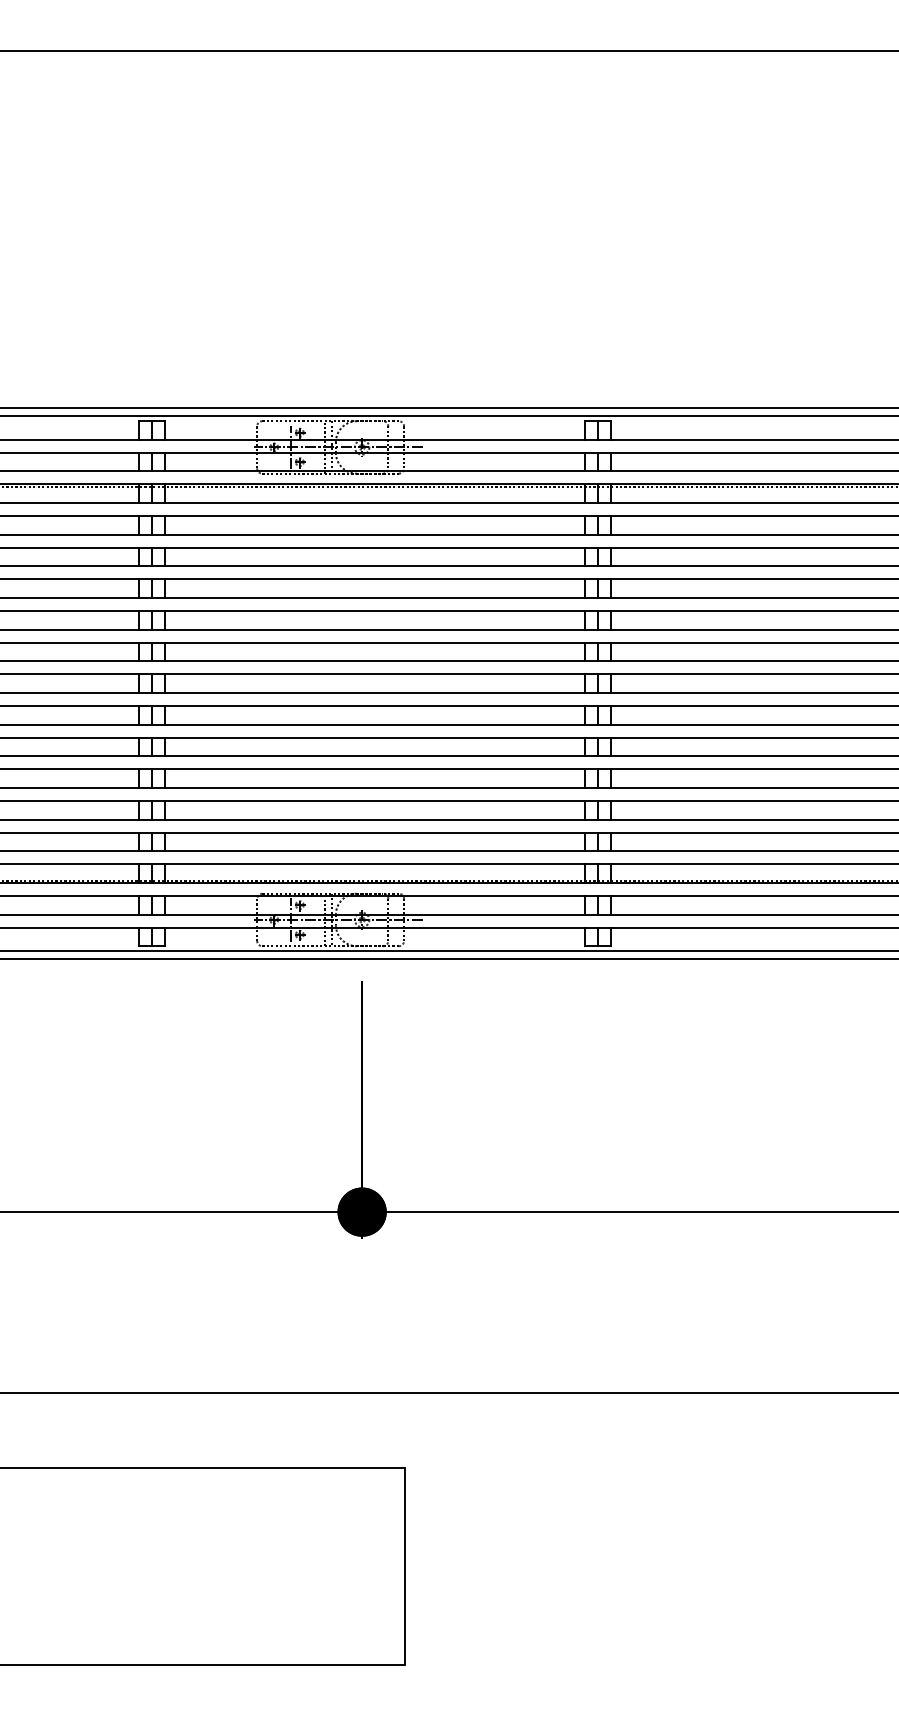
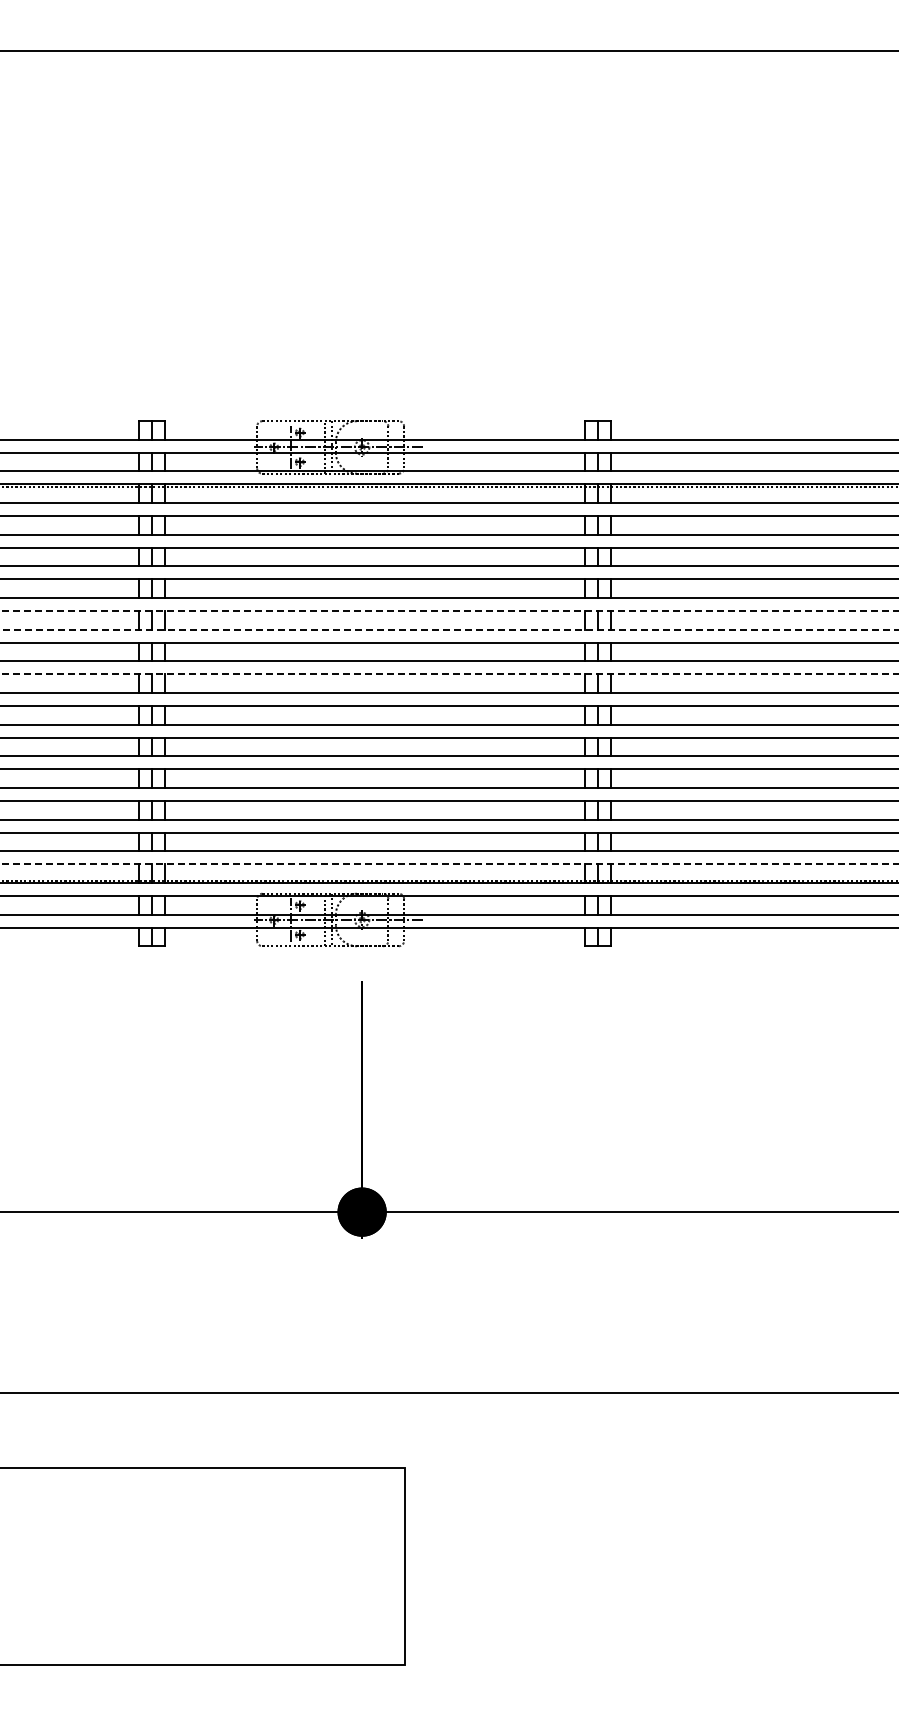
line: present -> none (448, 408)
line: present -> none (448, 415)
line: solid -> dashed (449, 611)
line: solid -> dashed (449, 629)
line: solid -> dashed (449, 674)
line: solid -> dashed (449, 864)
line: present -> none (448, 951)
line: present -> none (448, 959)
